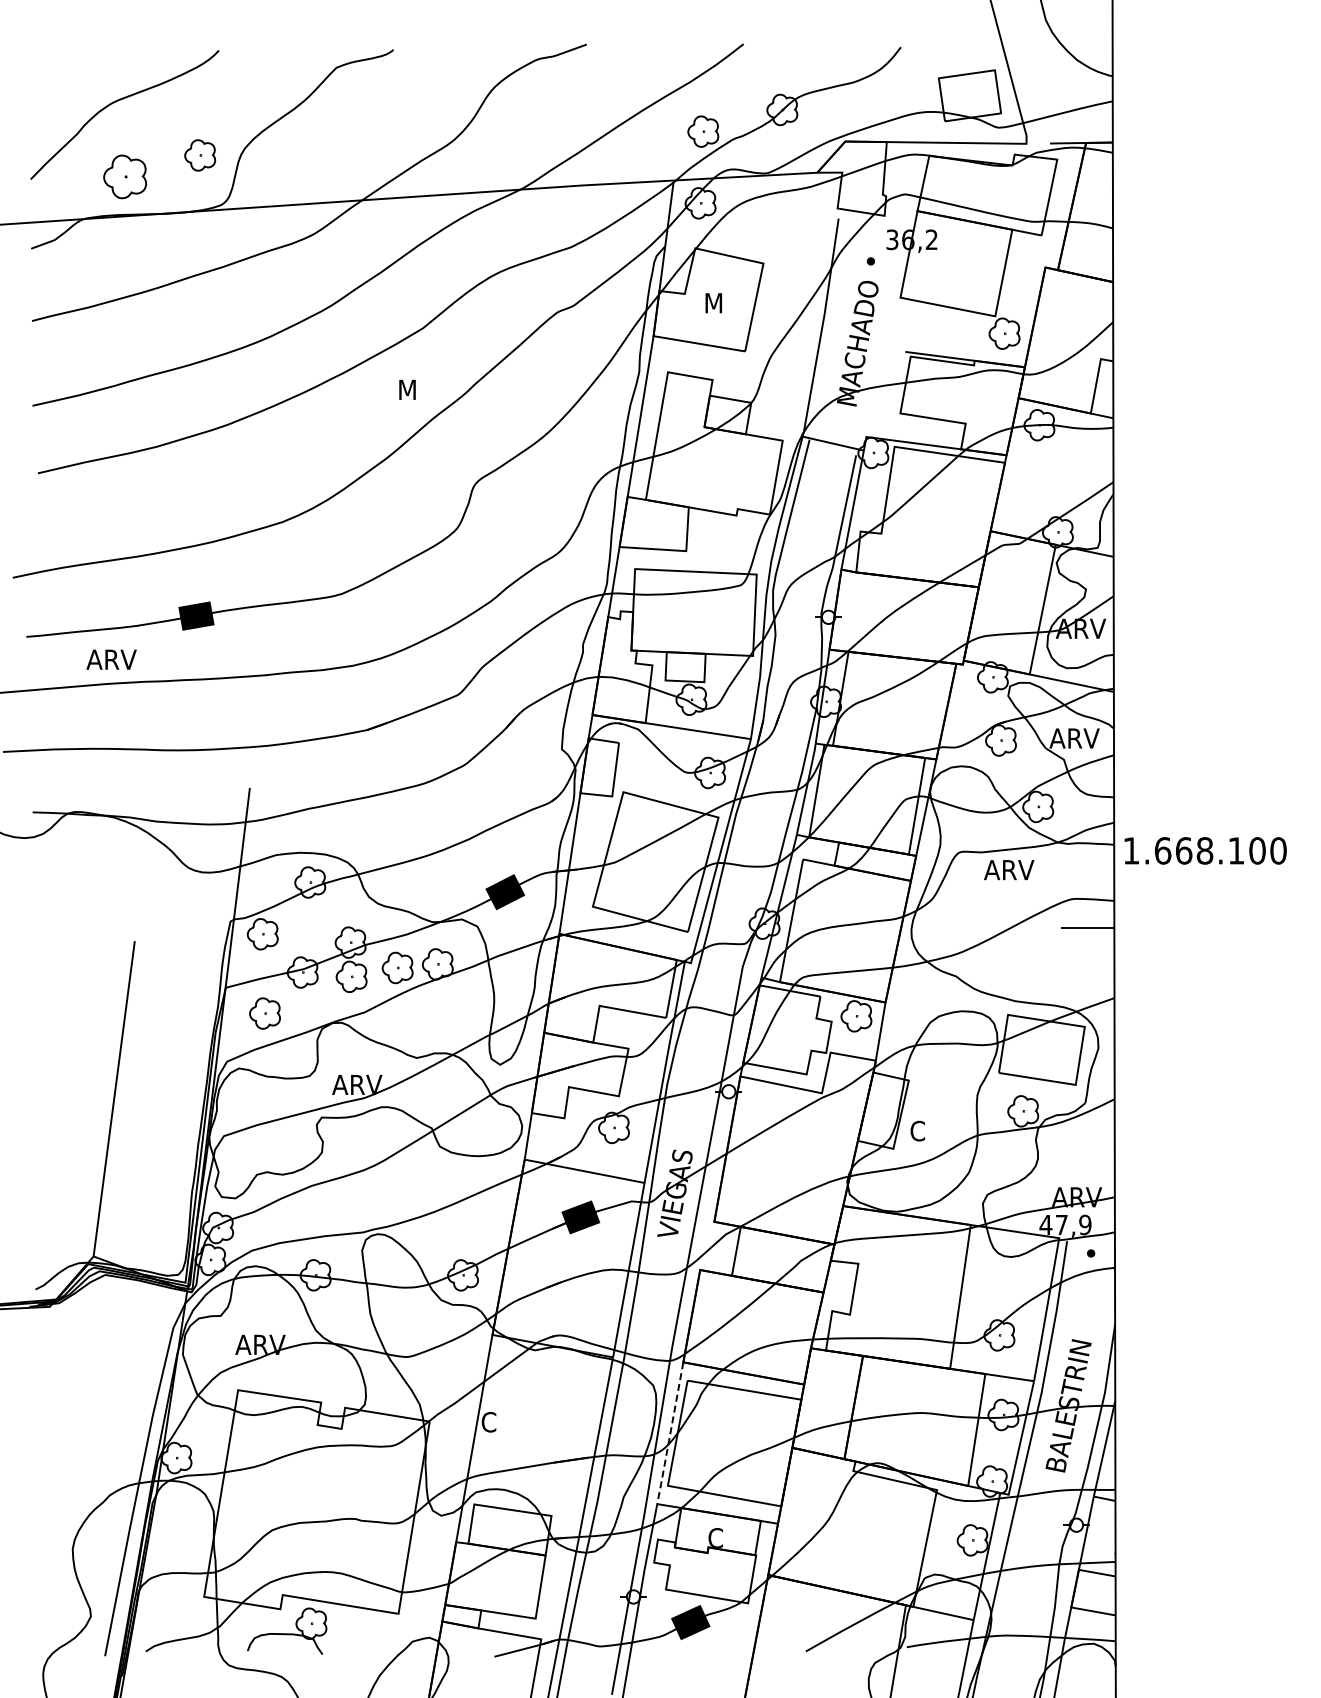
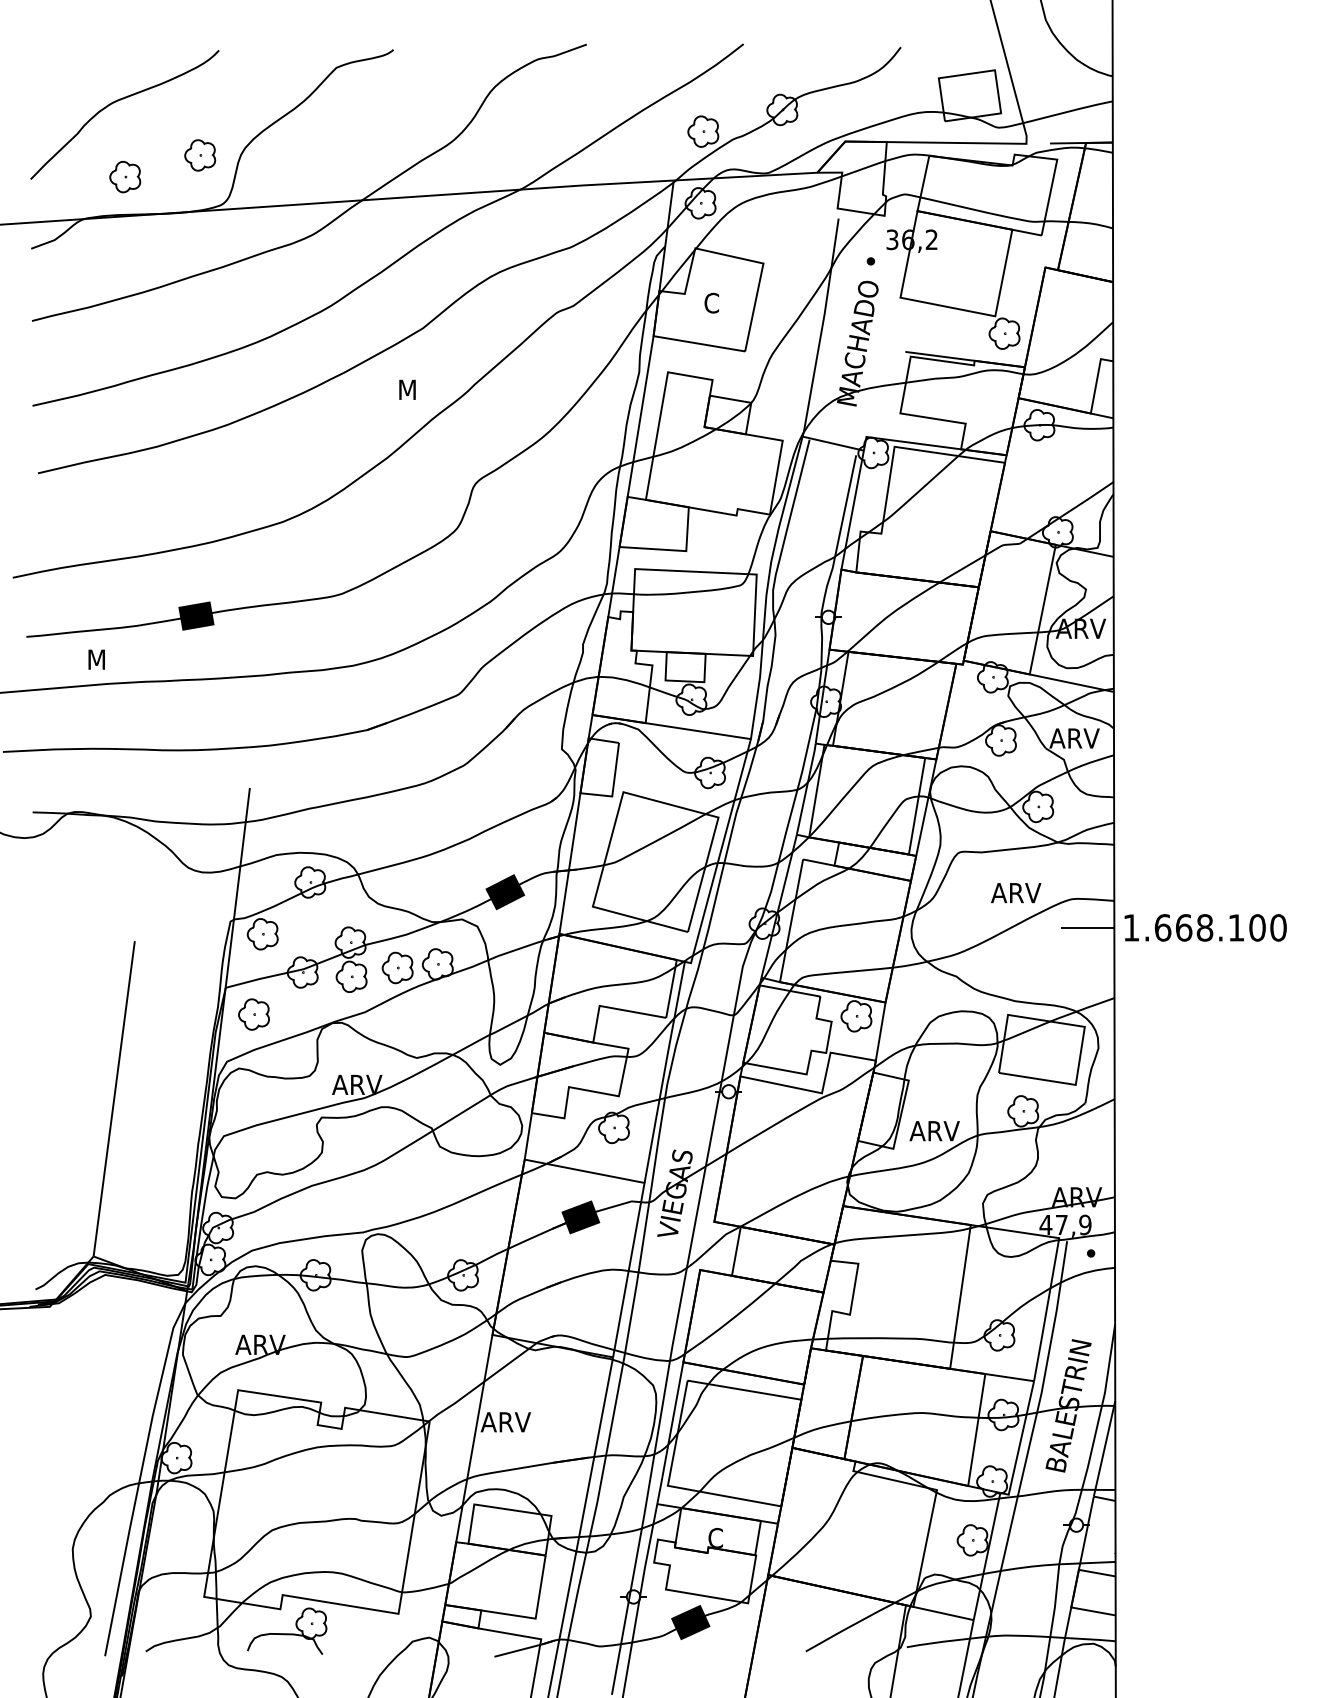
part size: 45x46 px -> 33x33 px (125, 177)
text: M -> C (713, 302)
text: ARV -> M (111, 659)
text position: (1205, 850) -> (1205, 927) (1205, 927)
text position: (1009, 870) -> (1016, 893) (1016, 893)
part position: (264, 1013) -> (253, 1014) (253, 1014)
text: C -> ARV (934, 1130)
text: C -> ARV (505, 1421)
line: dashed -> solid (670, 1434)
